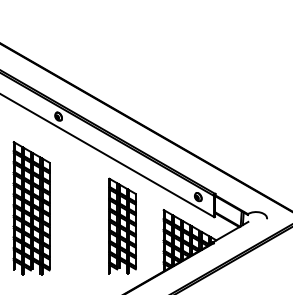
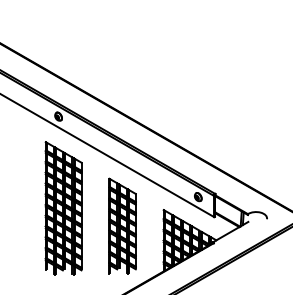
part position: (31, 208) -> (63, 208) (63, 208)
